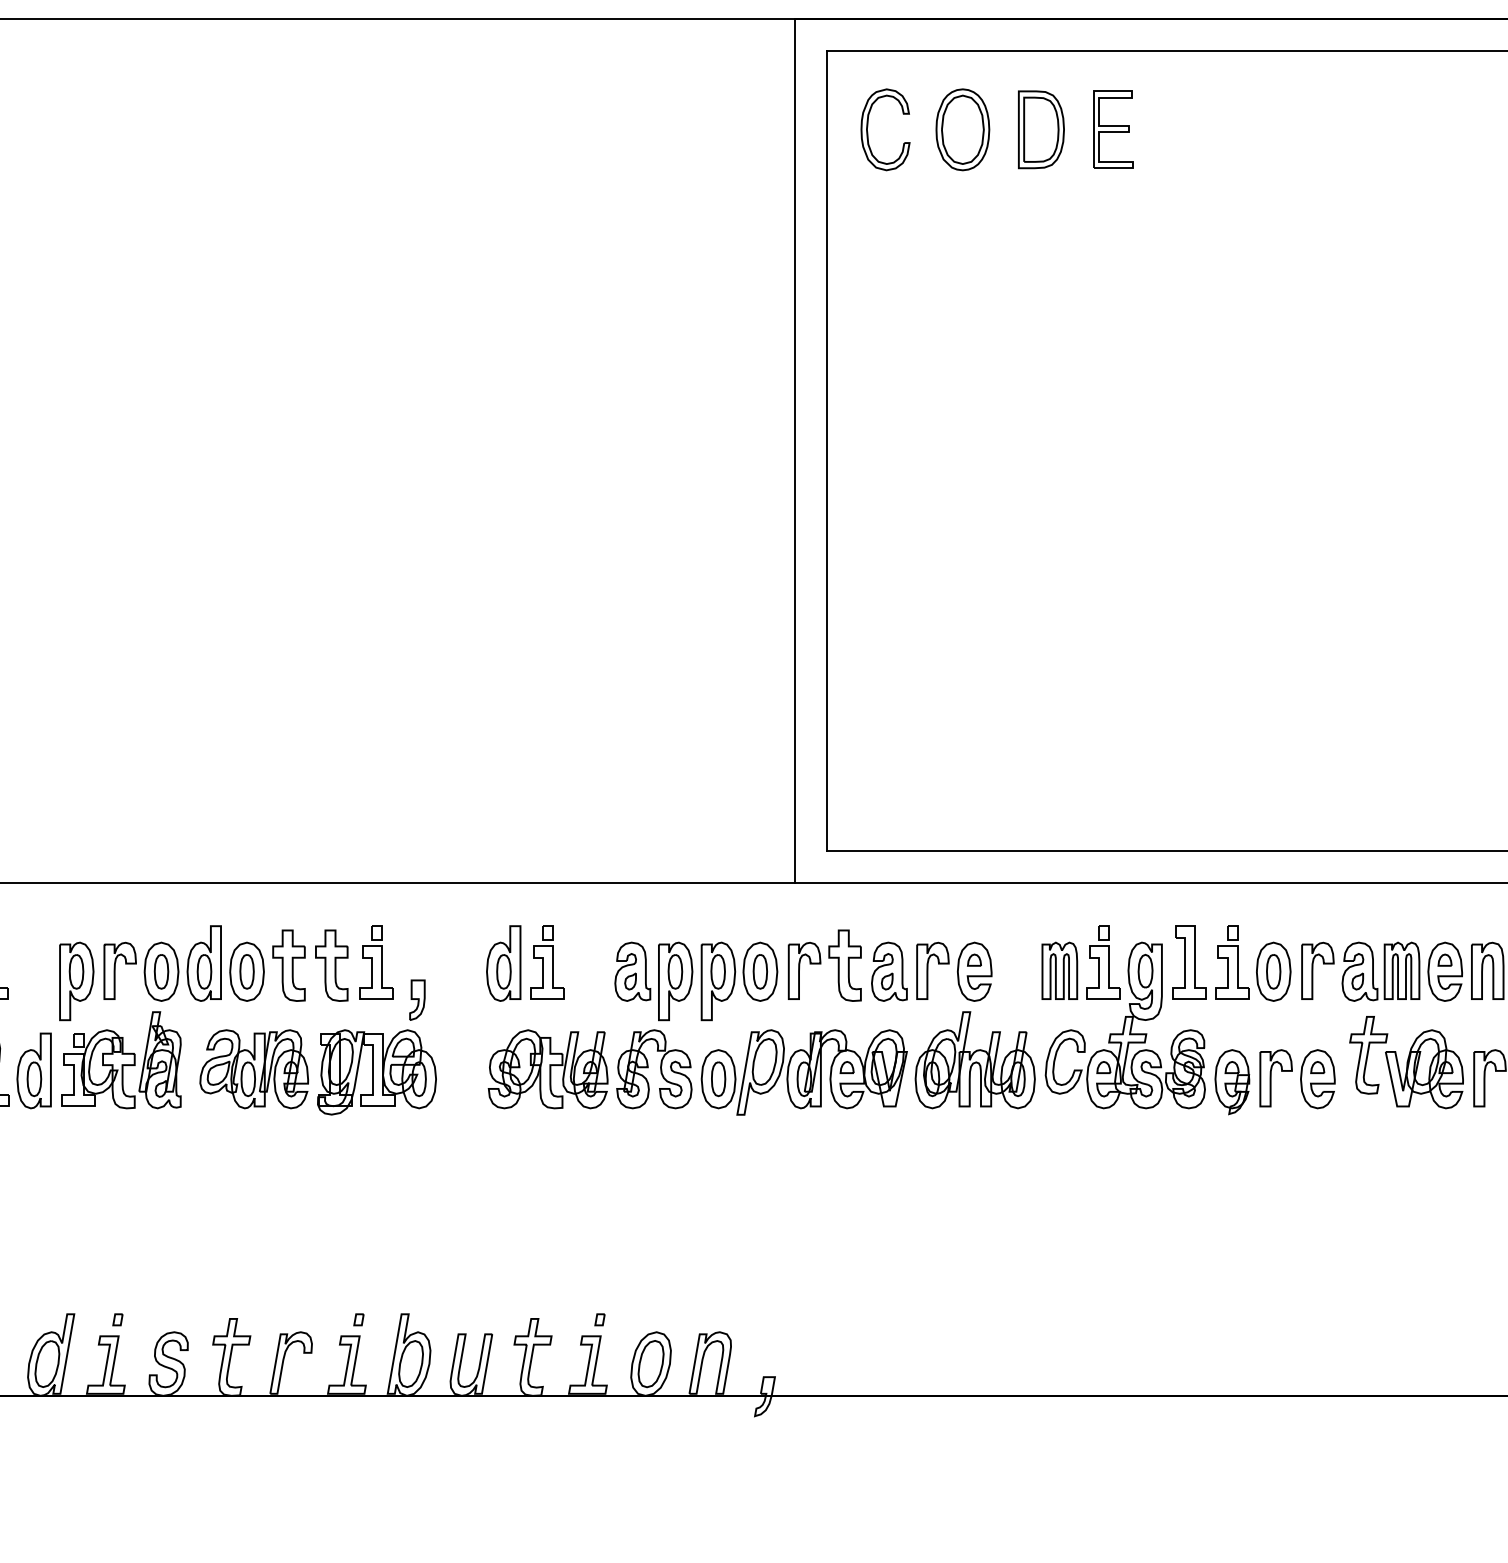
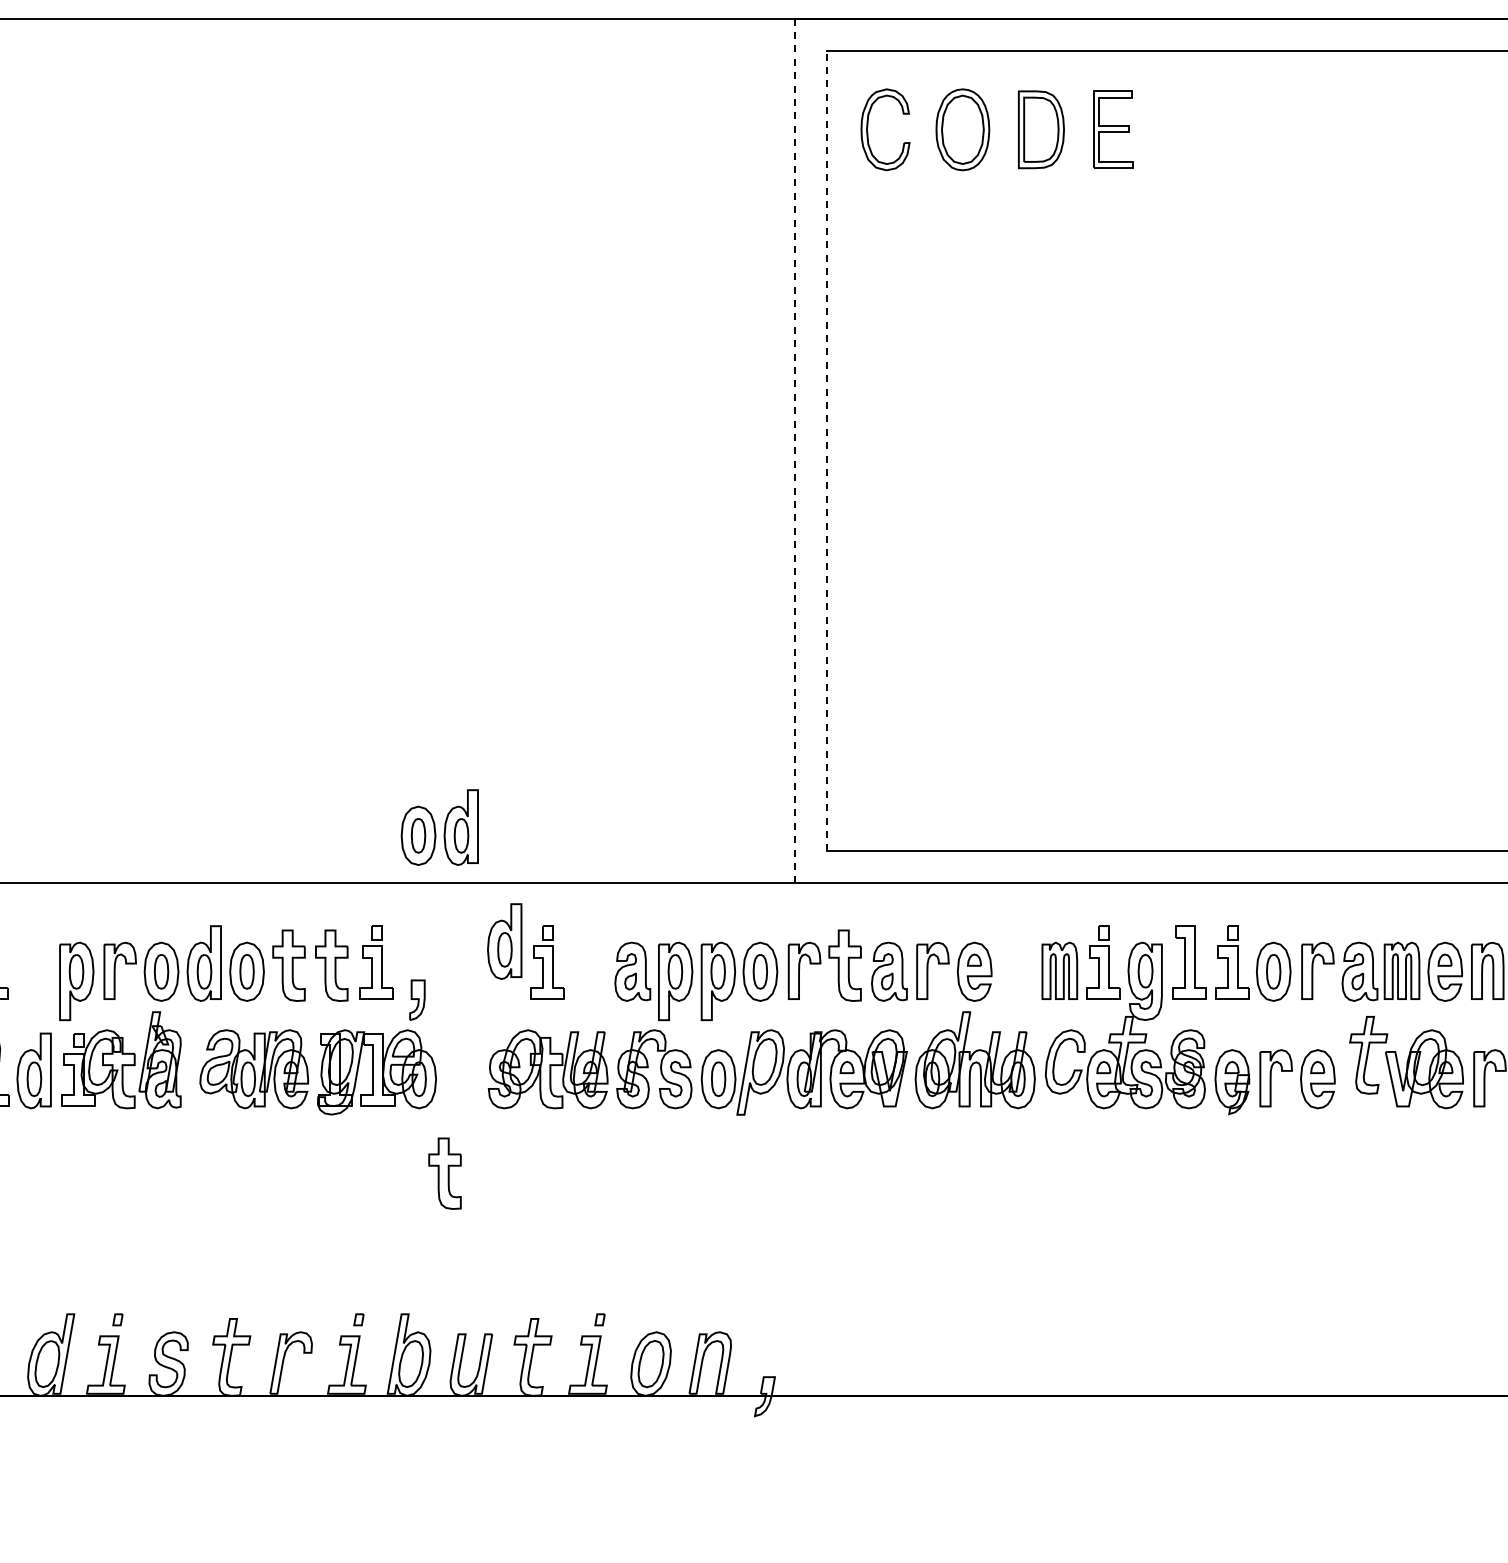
line: solid -> dashed (794, 450)
line: solid -> dashed (826, 450)
part: none -> present (439, 827)
part position: (503, 963) -> (504, 941) (504, 941)
part: none -> present (444, 1173)
